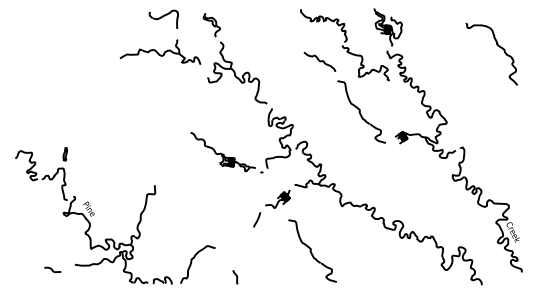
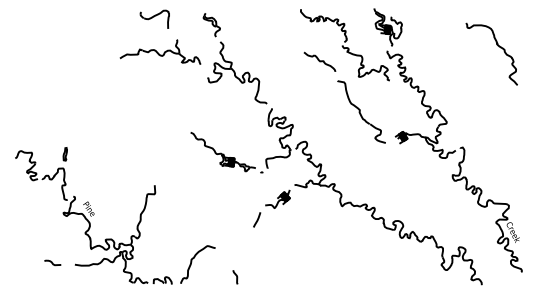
part position: (163, 18) -> (154, 18) (154, 18)
part: present -> none (312, 250)
curve position: (52, 269) -> (52, 262) (52, 262)
